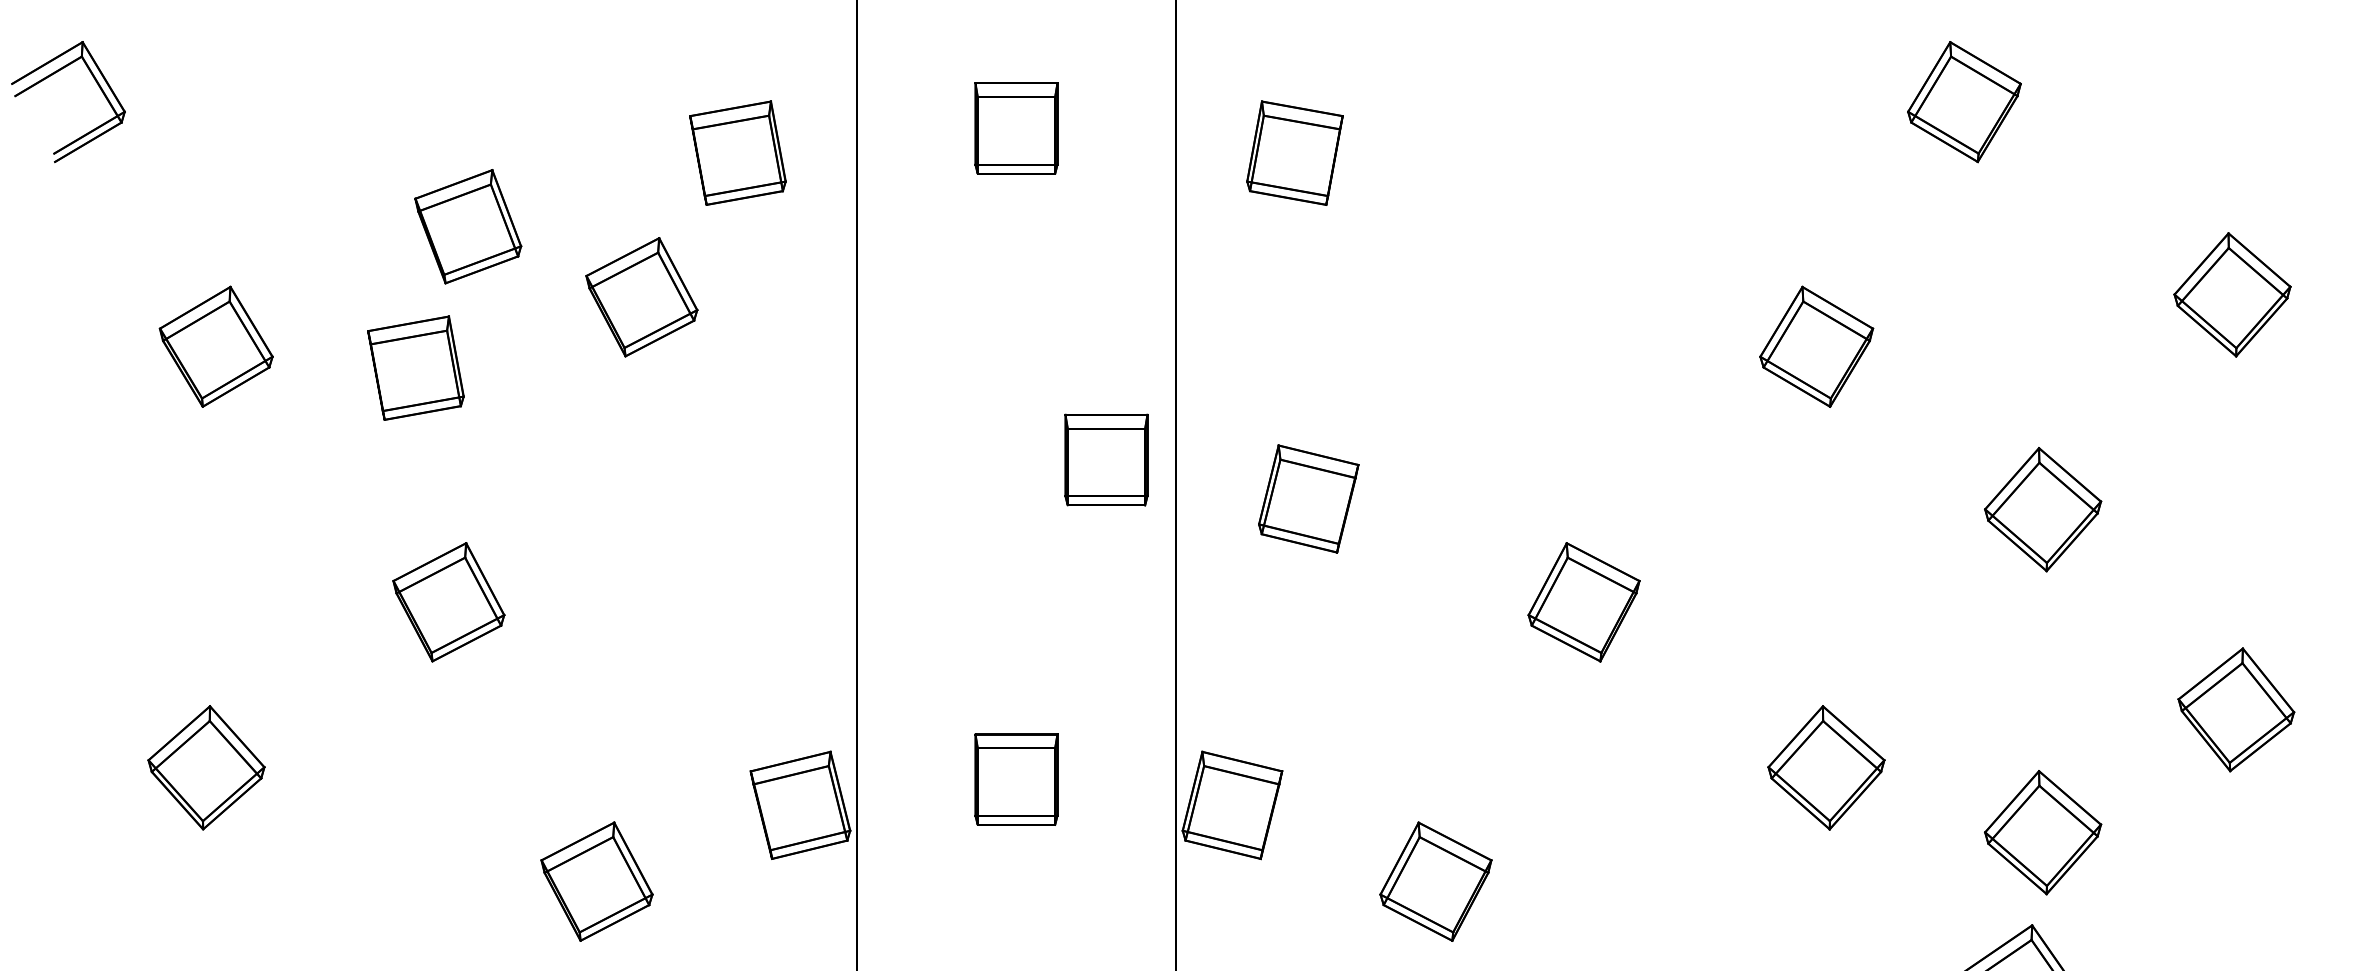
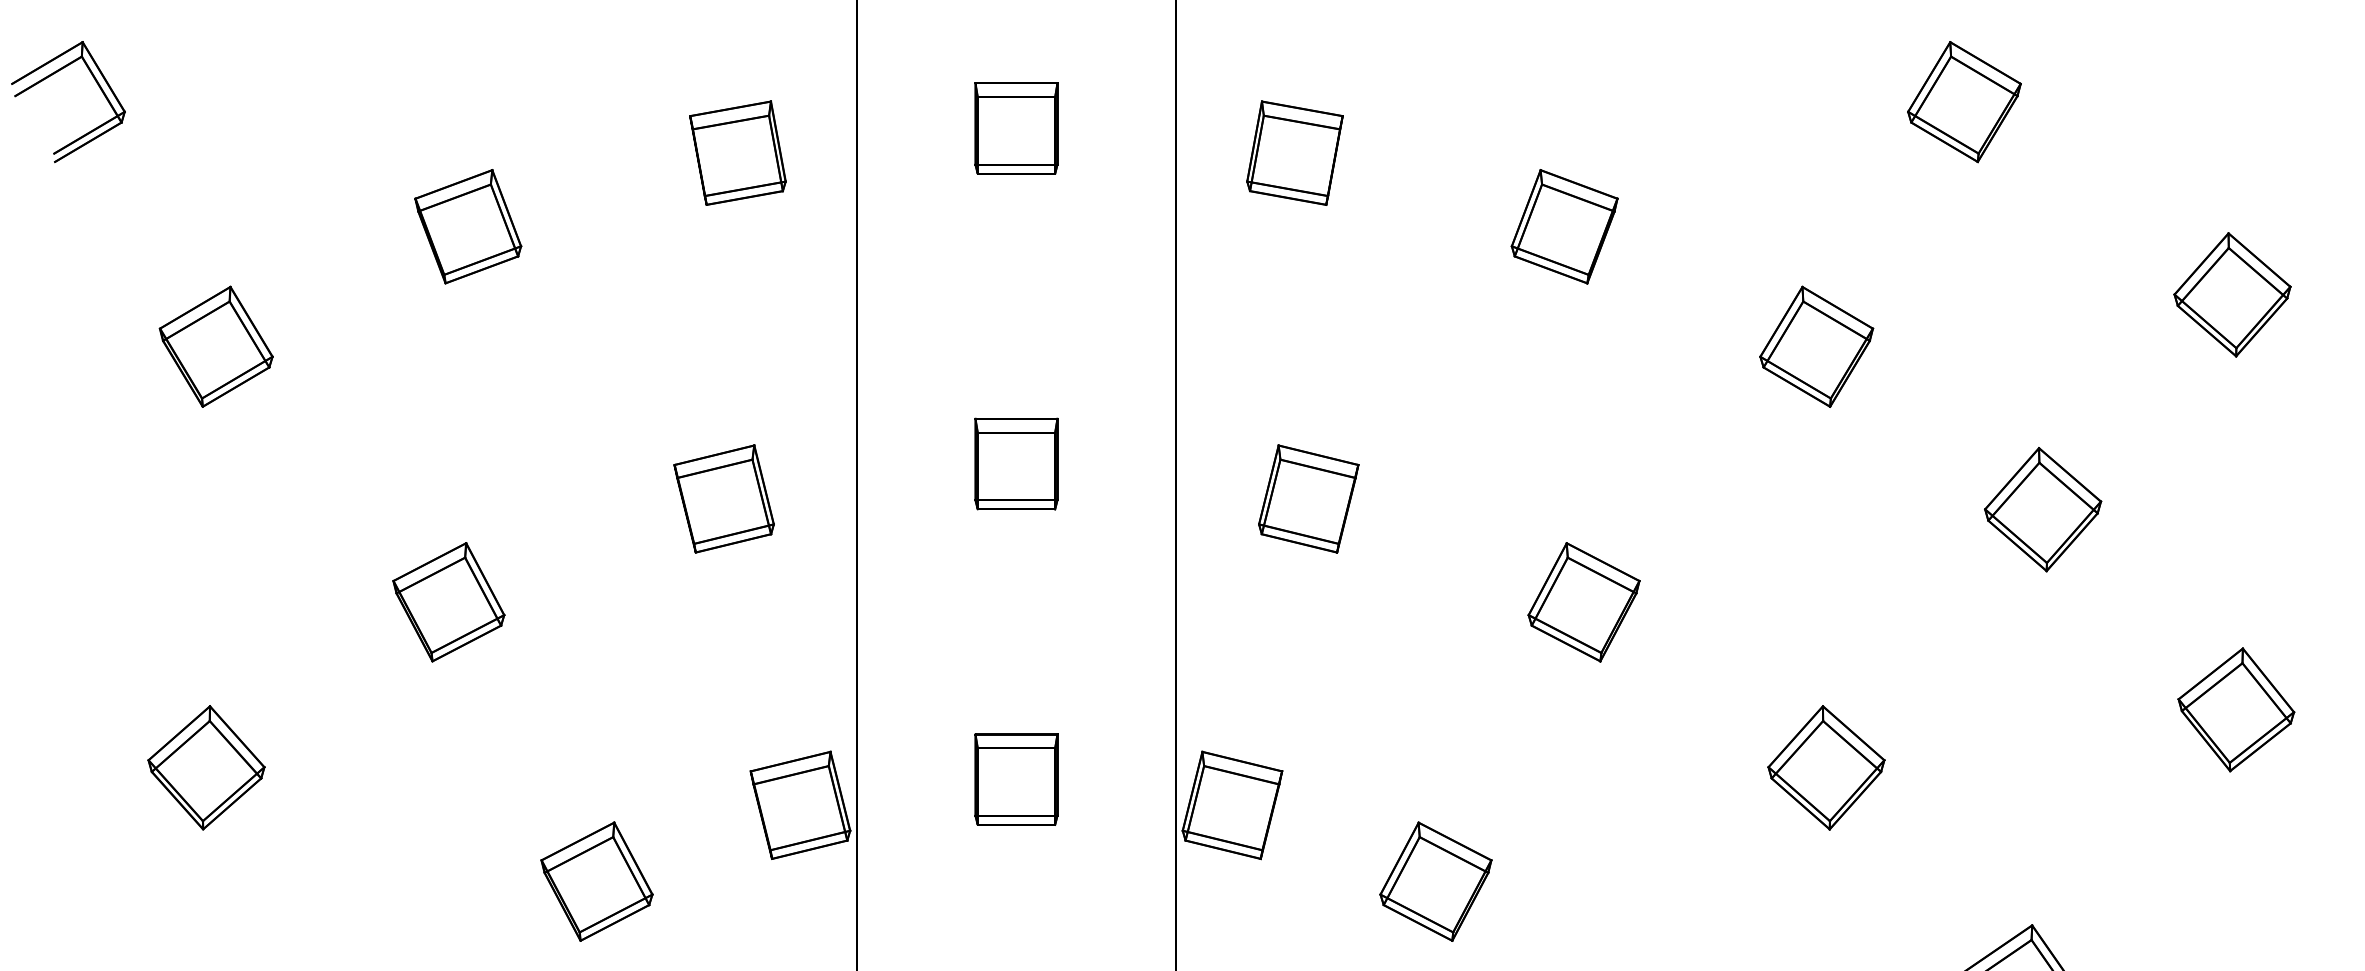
part: none -> present (1564, 226)
part: present -> none (641, 297)
part: present -> none (415, 367)
part position: (1106, 459) -> (1016, 463) (1016, 463)
part: none -> present (723, 498)
part: present -> none (2043, 832)
